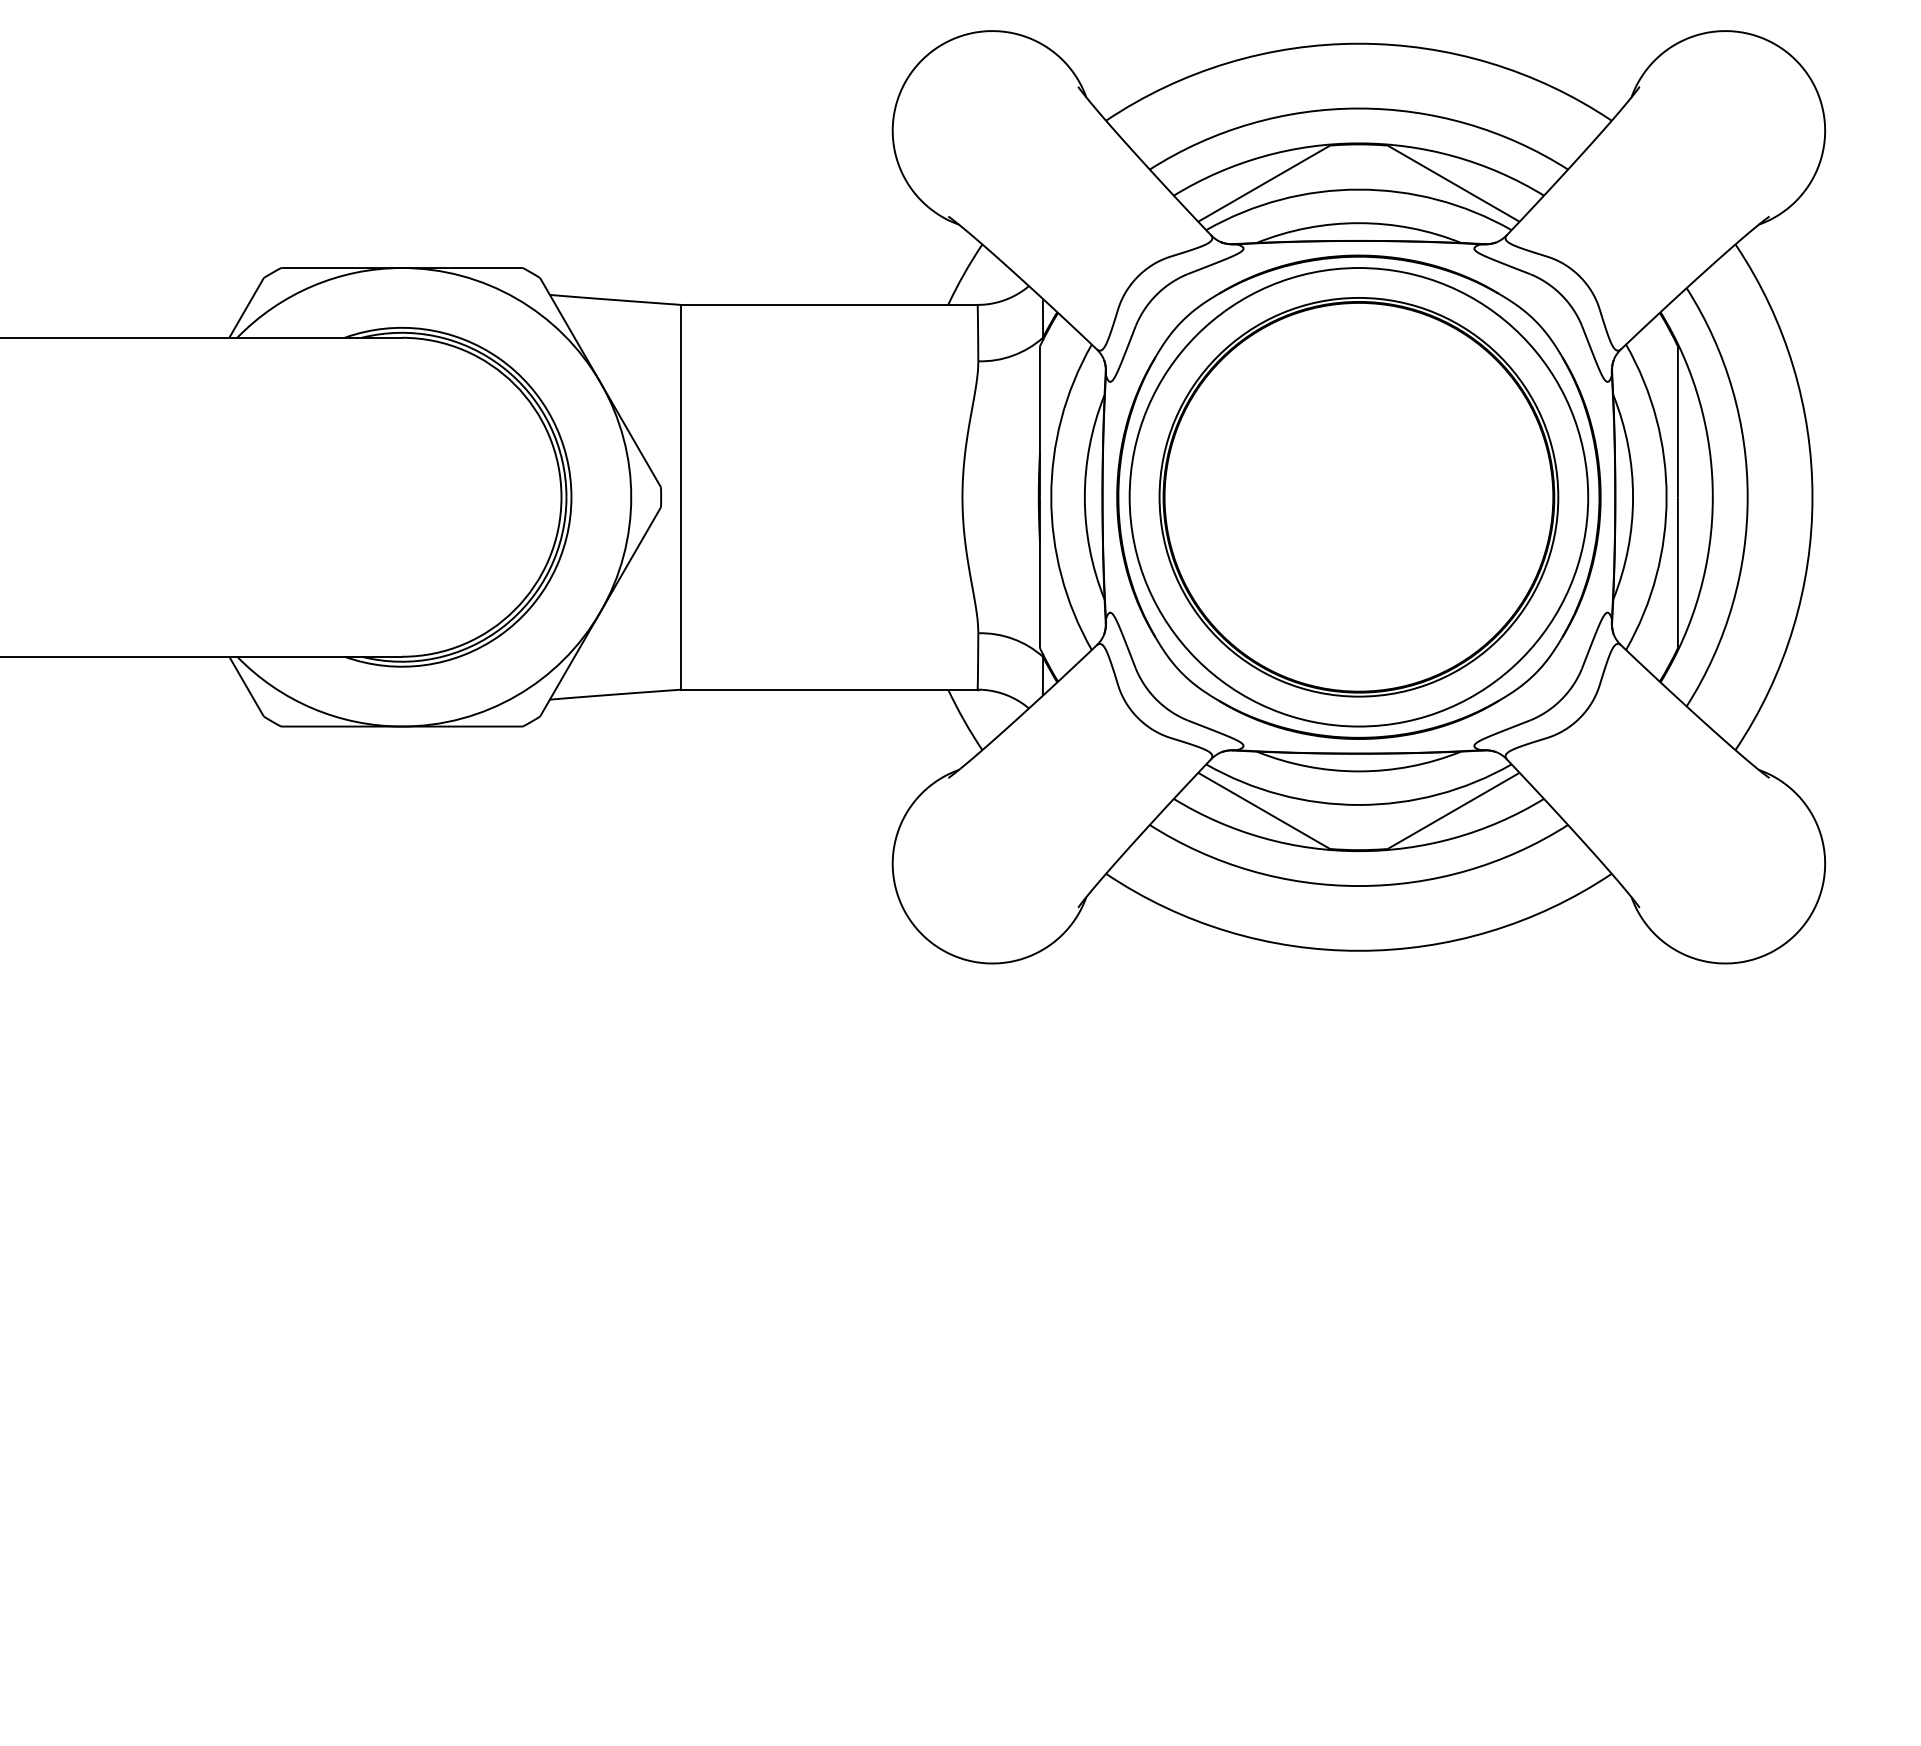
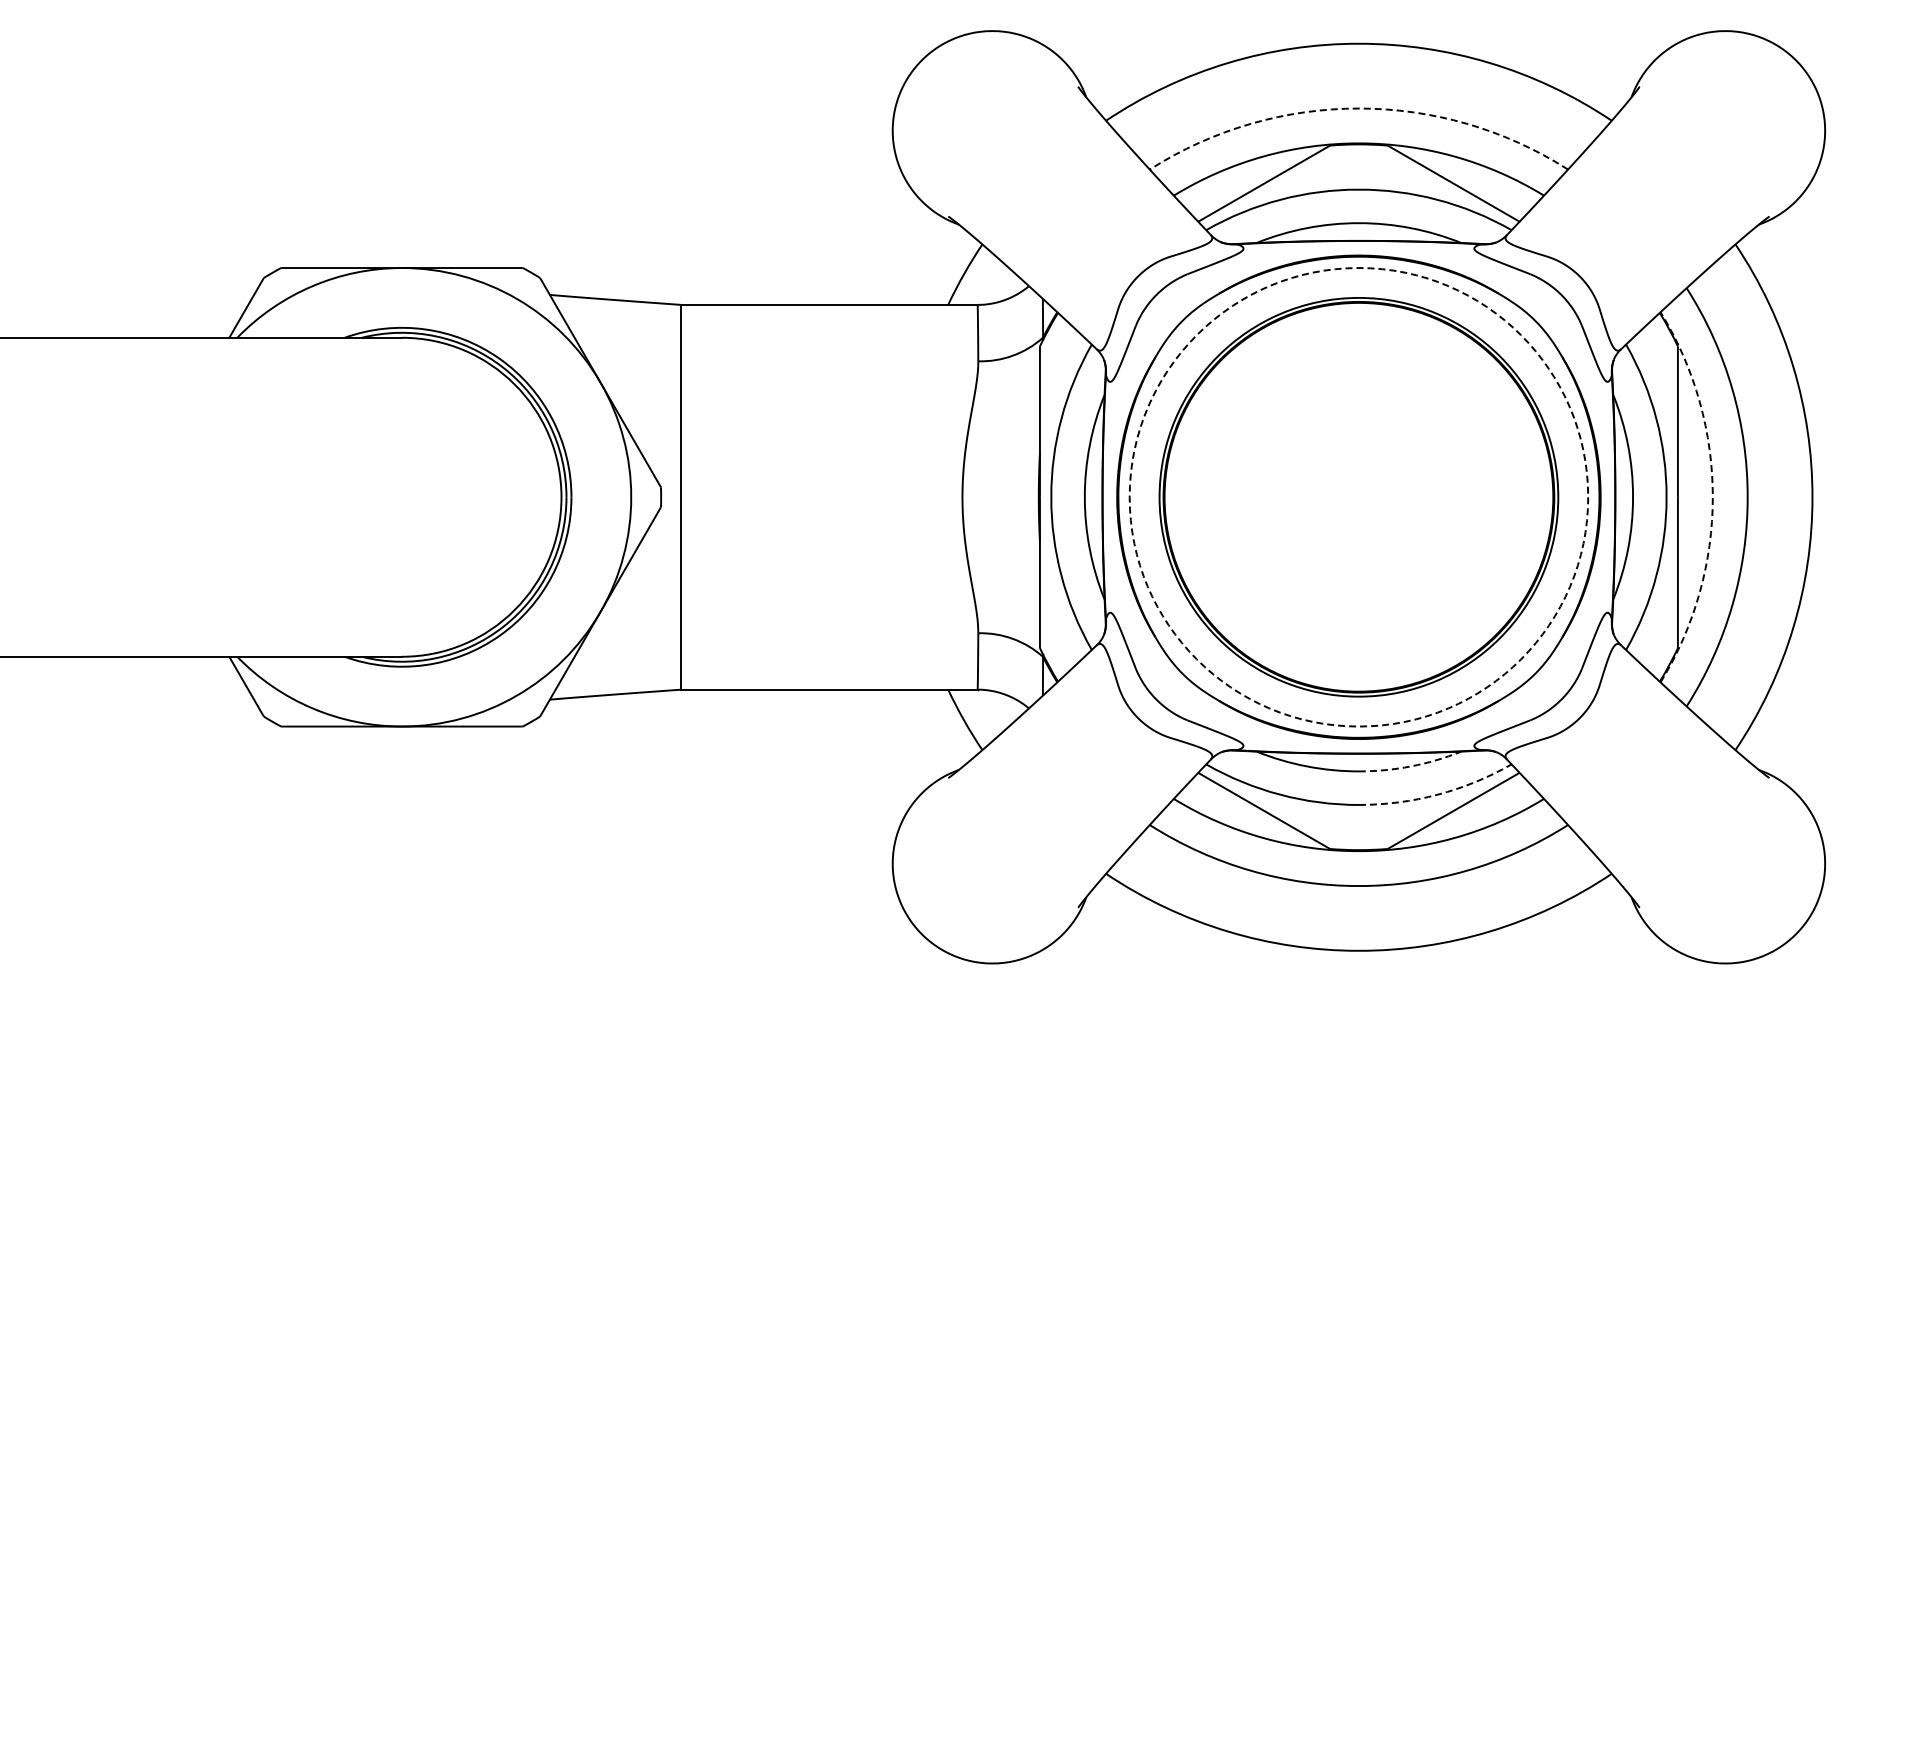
arc: solid -> dashed (1358, 108)
circle: solid -> dashed (1358, 497)
arc: solid -> dashed (1712, 497)
arc: solid -> dashed (1410, 766)
arc: solid -> dashed (1437, 794)
